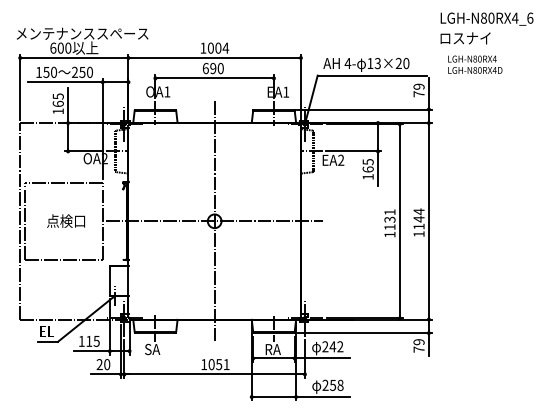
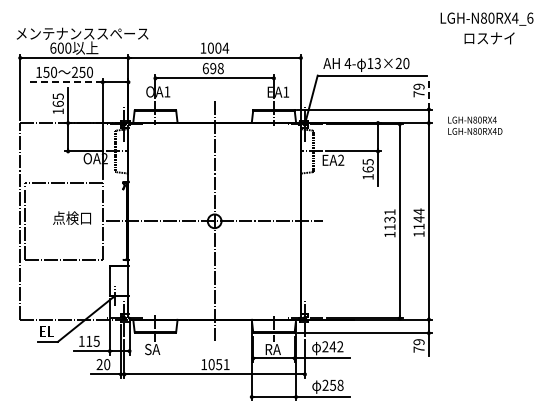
text position: (465, 38) -> (489, 38) (489, 38)
text position: (475, 64) -> (475, 125) (475, 125)
text: 690 -> 698 (220, 68)
line: solid -> dashed (65, 82)
line: solid -> dashed (428, 93)
text position: (65, 220) -> (71, 217) (71, 217)
